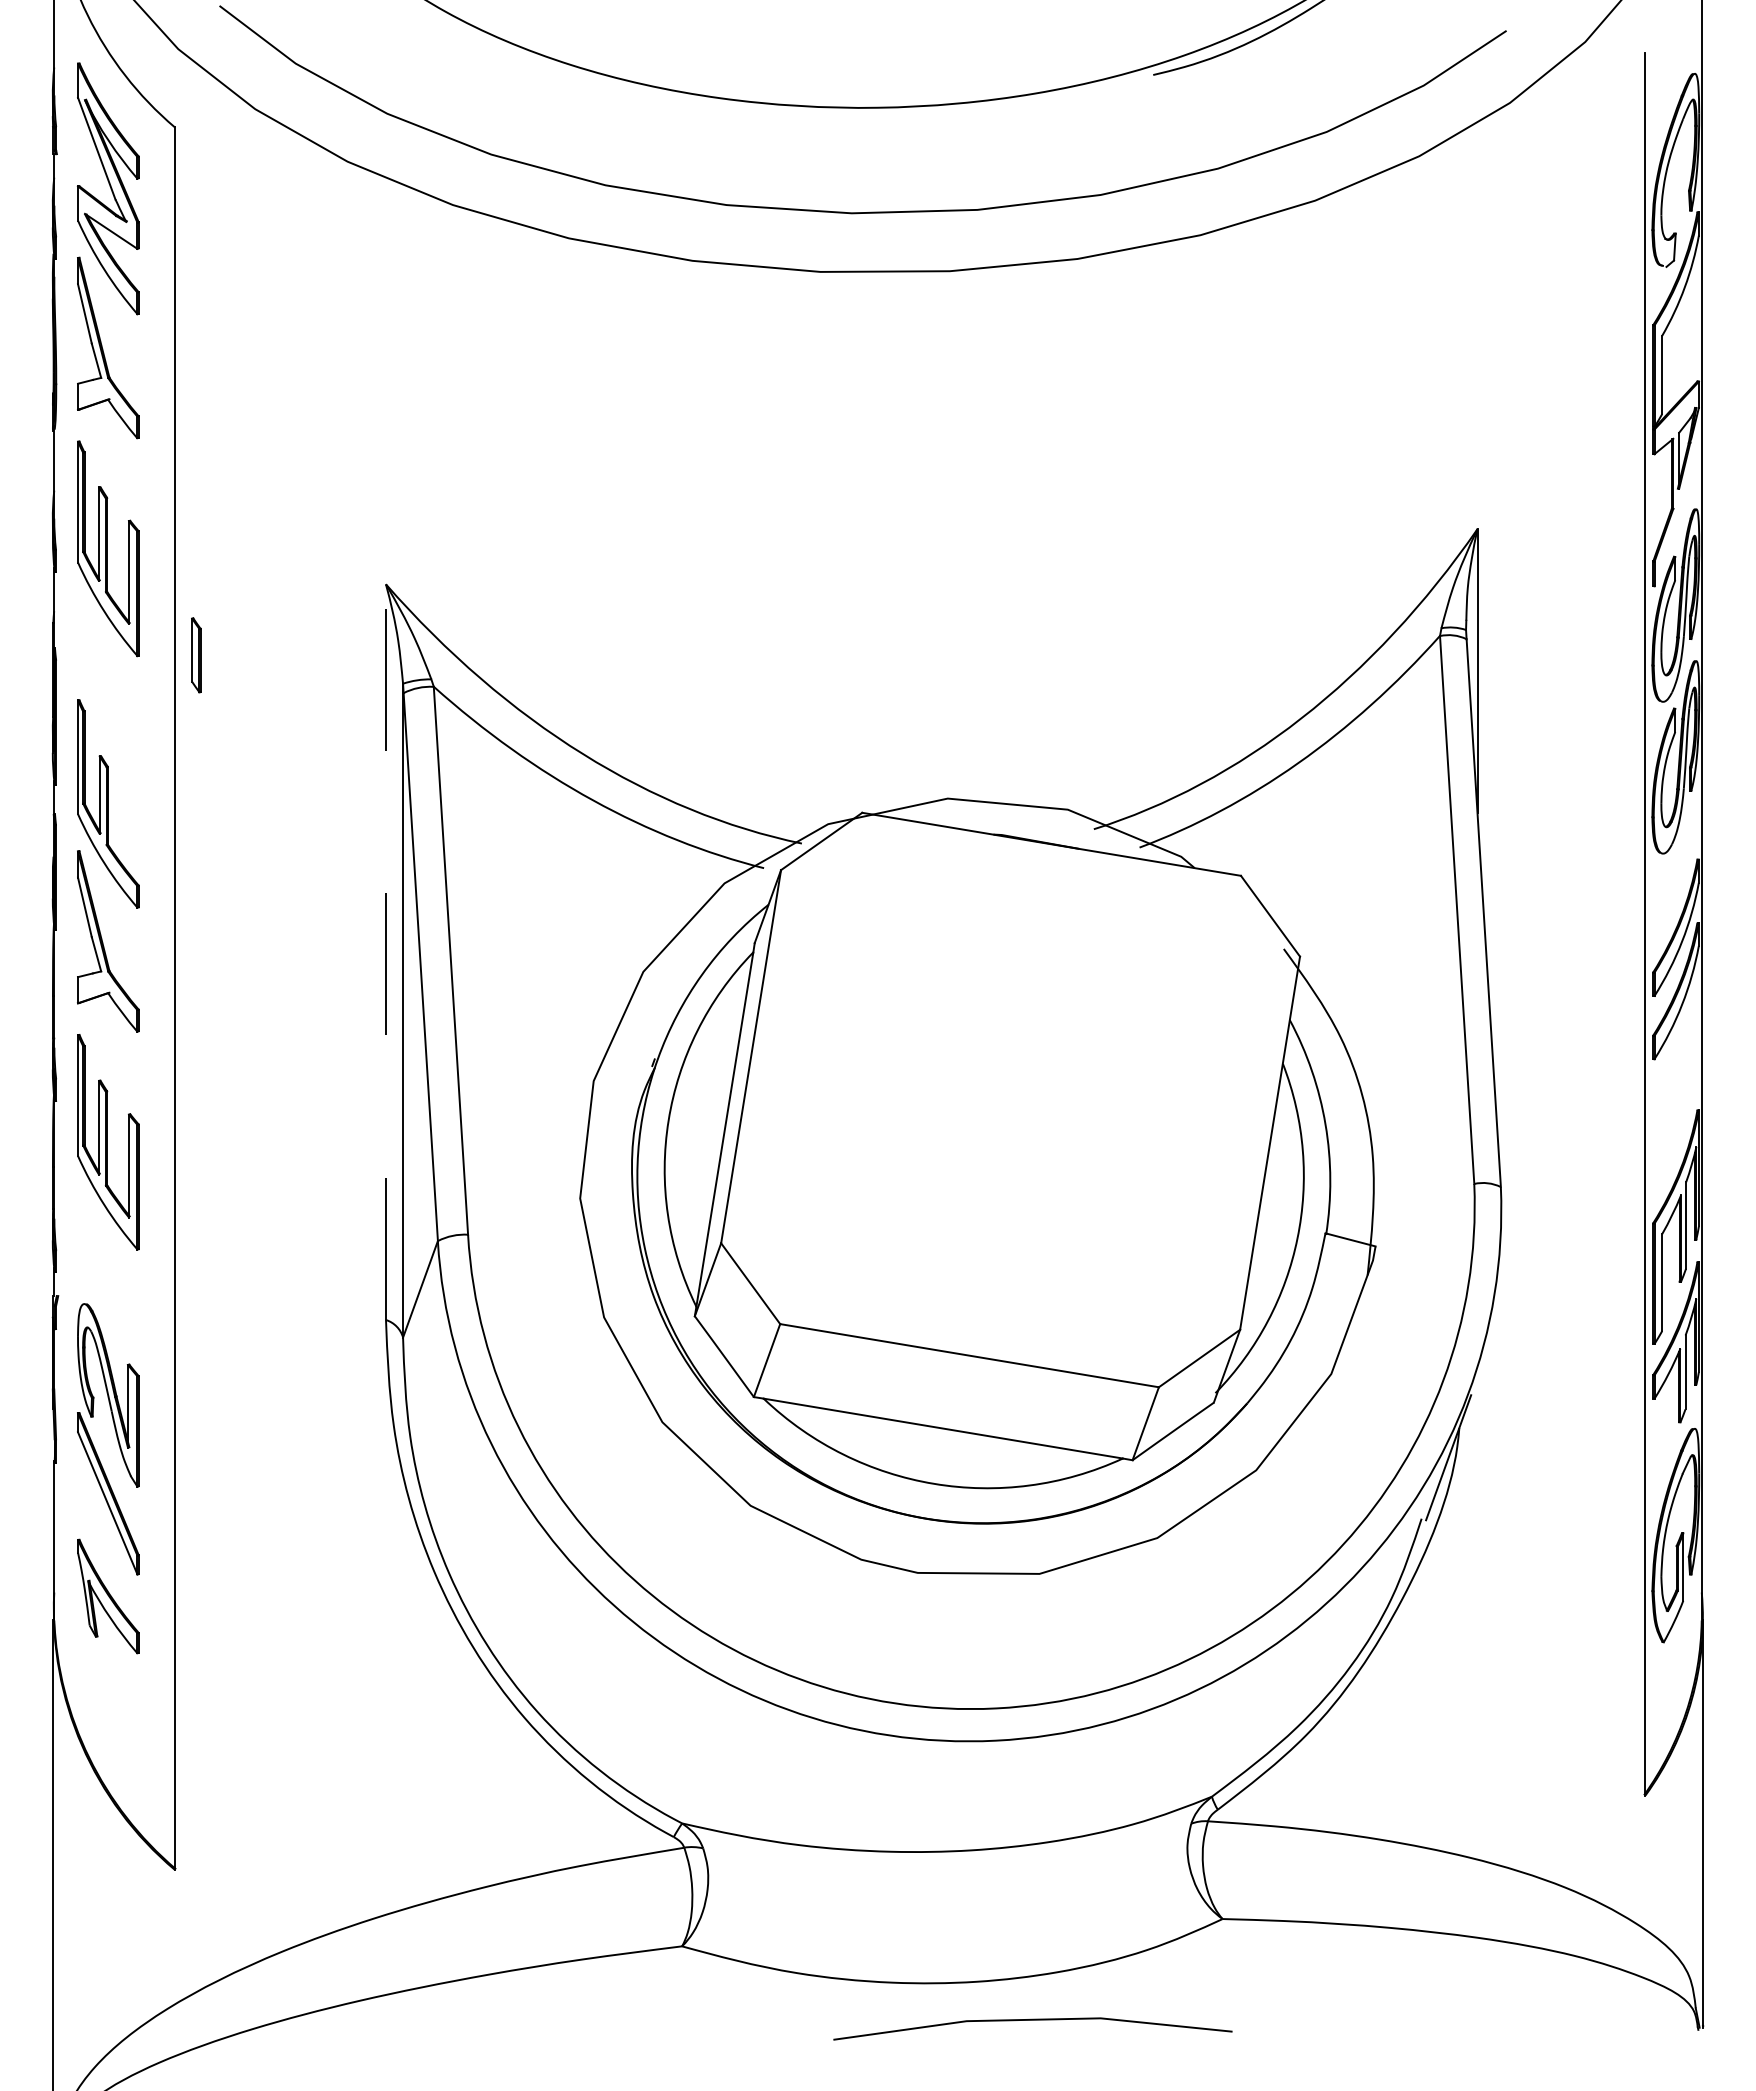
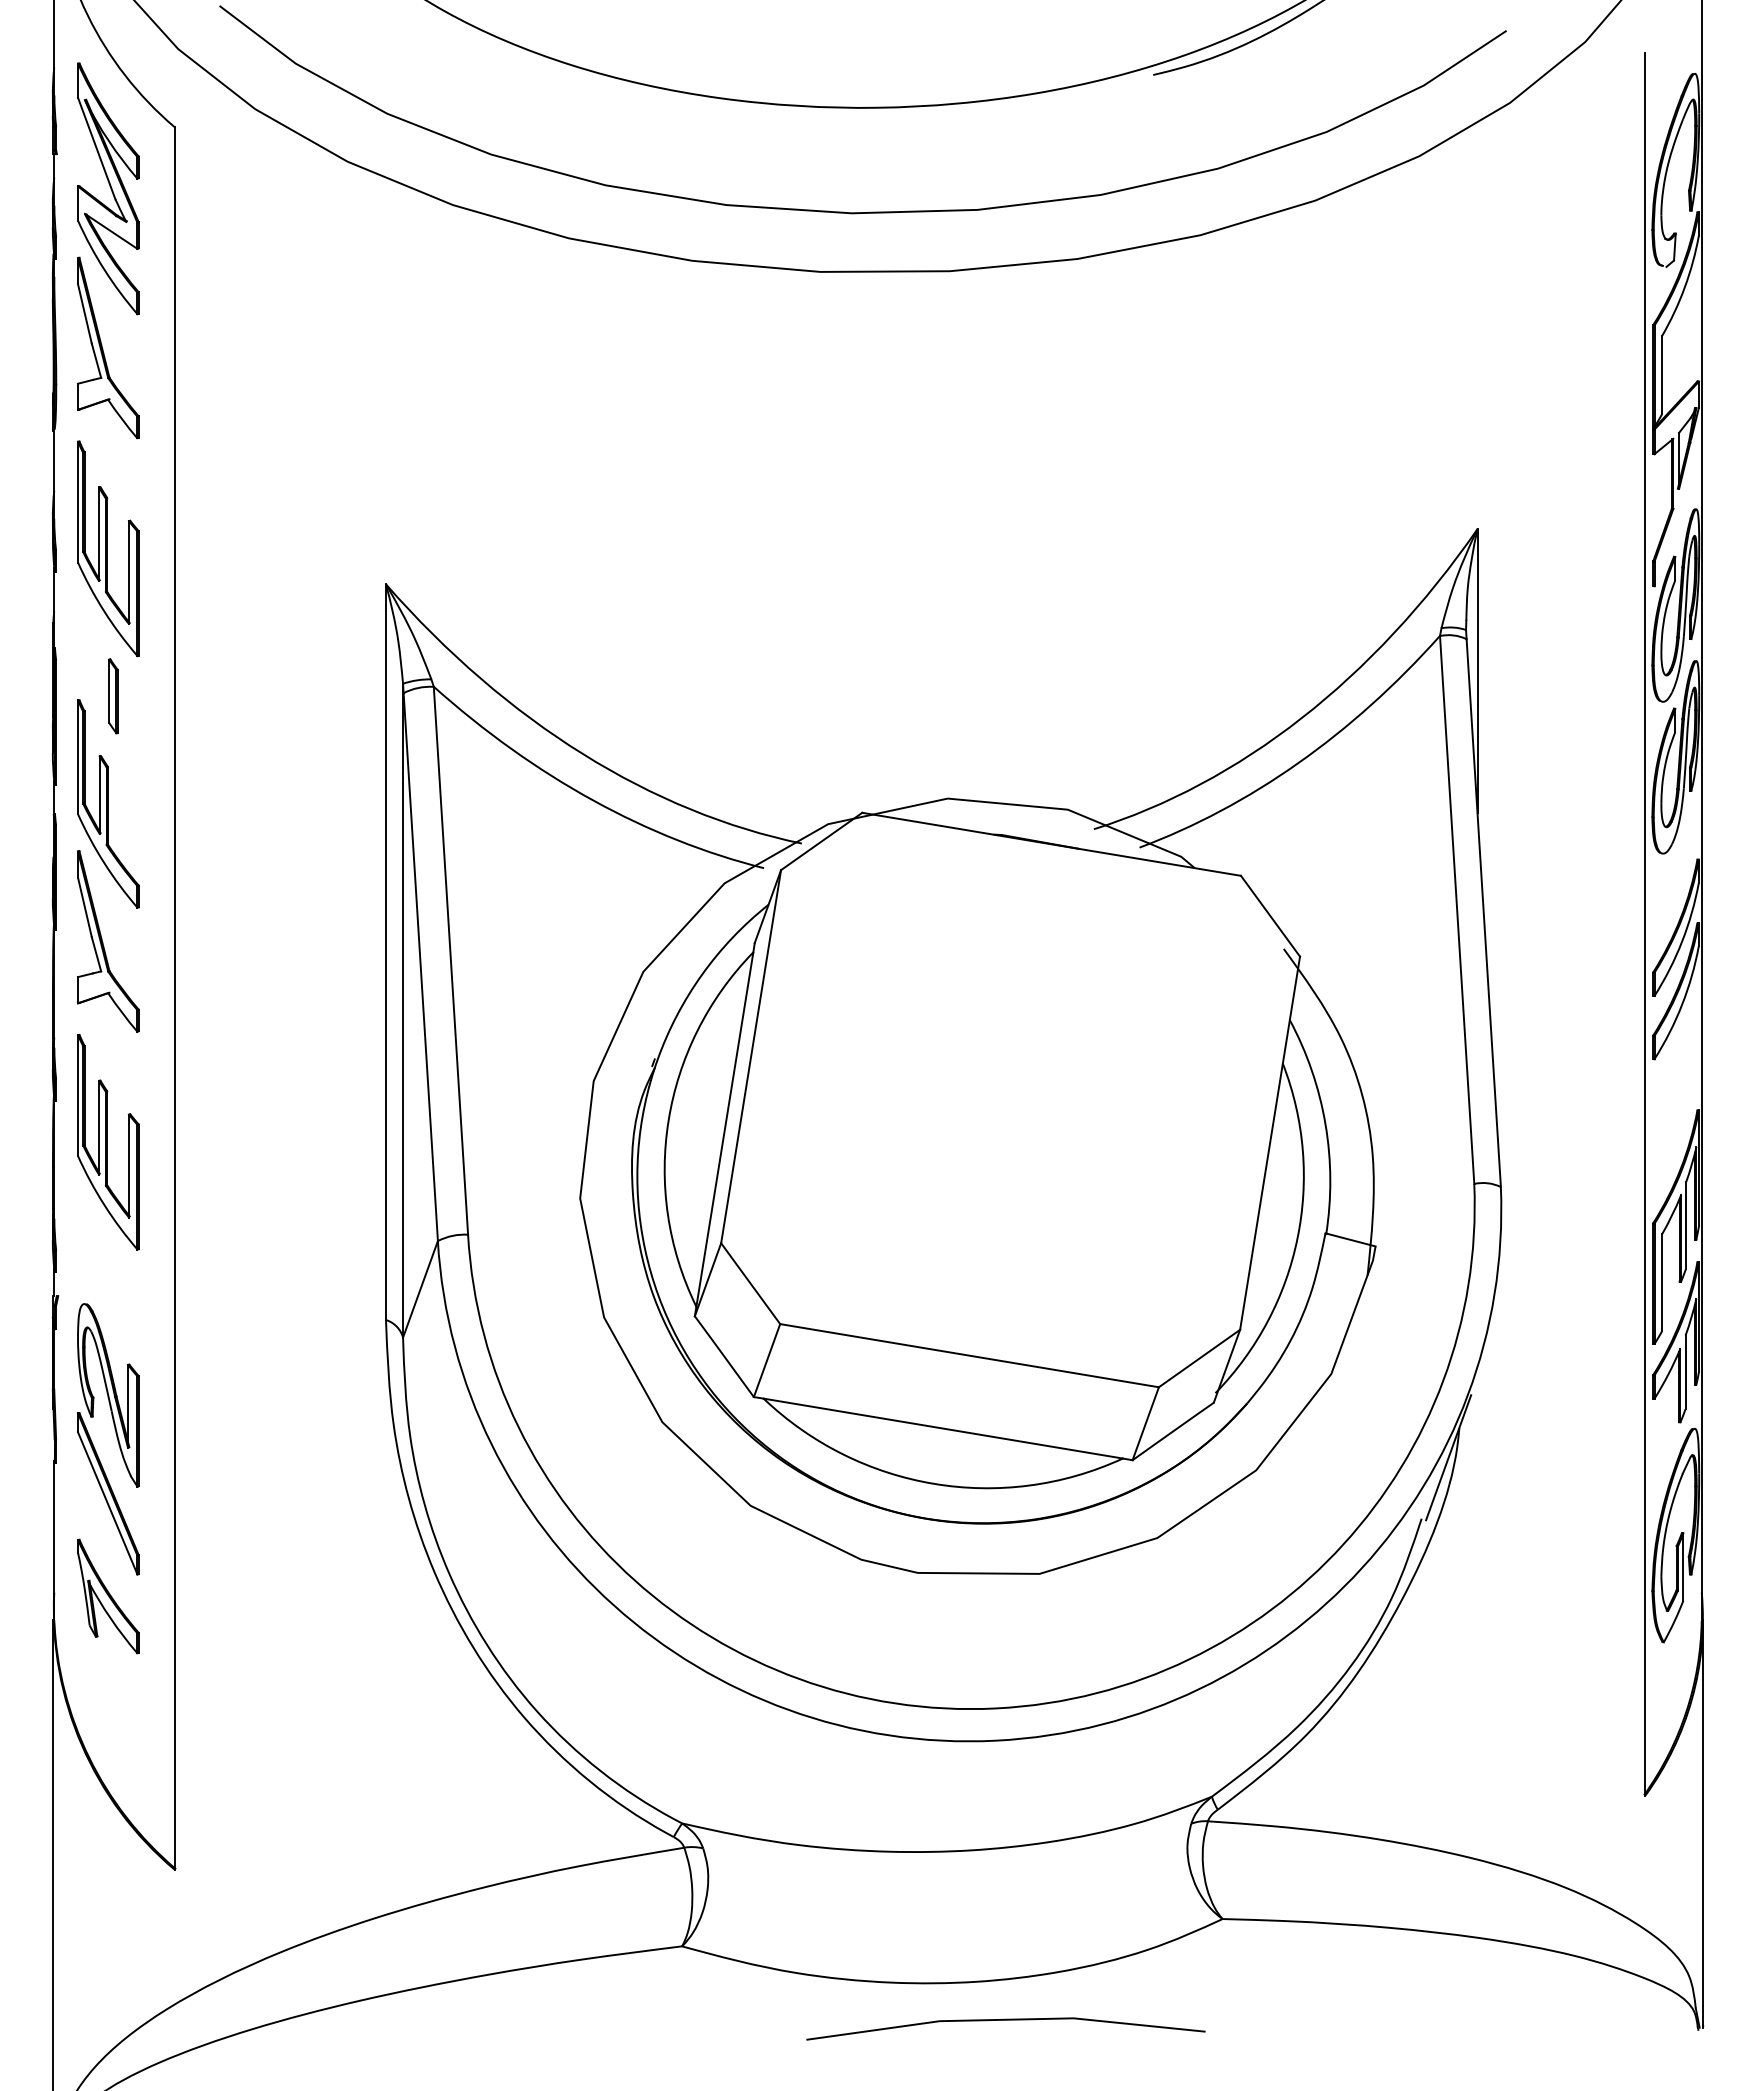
part position: (196, 655) -> (113, 696) (113, 696)
line: dashed -> solid (386, 952)
line position: (1032, 2020) -> (1005, 2020) (1005, 2020)
